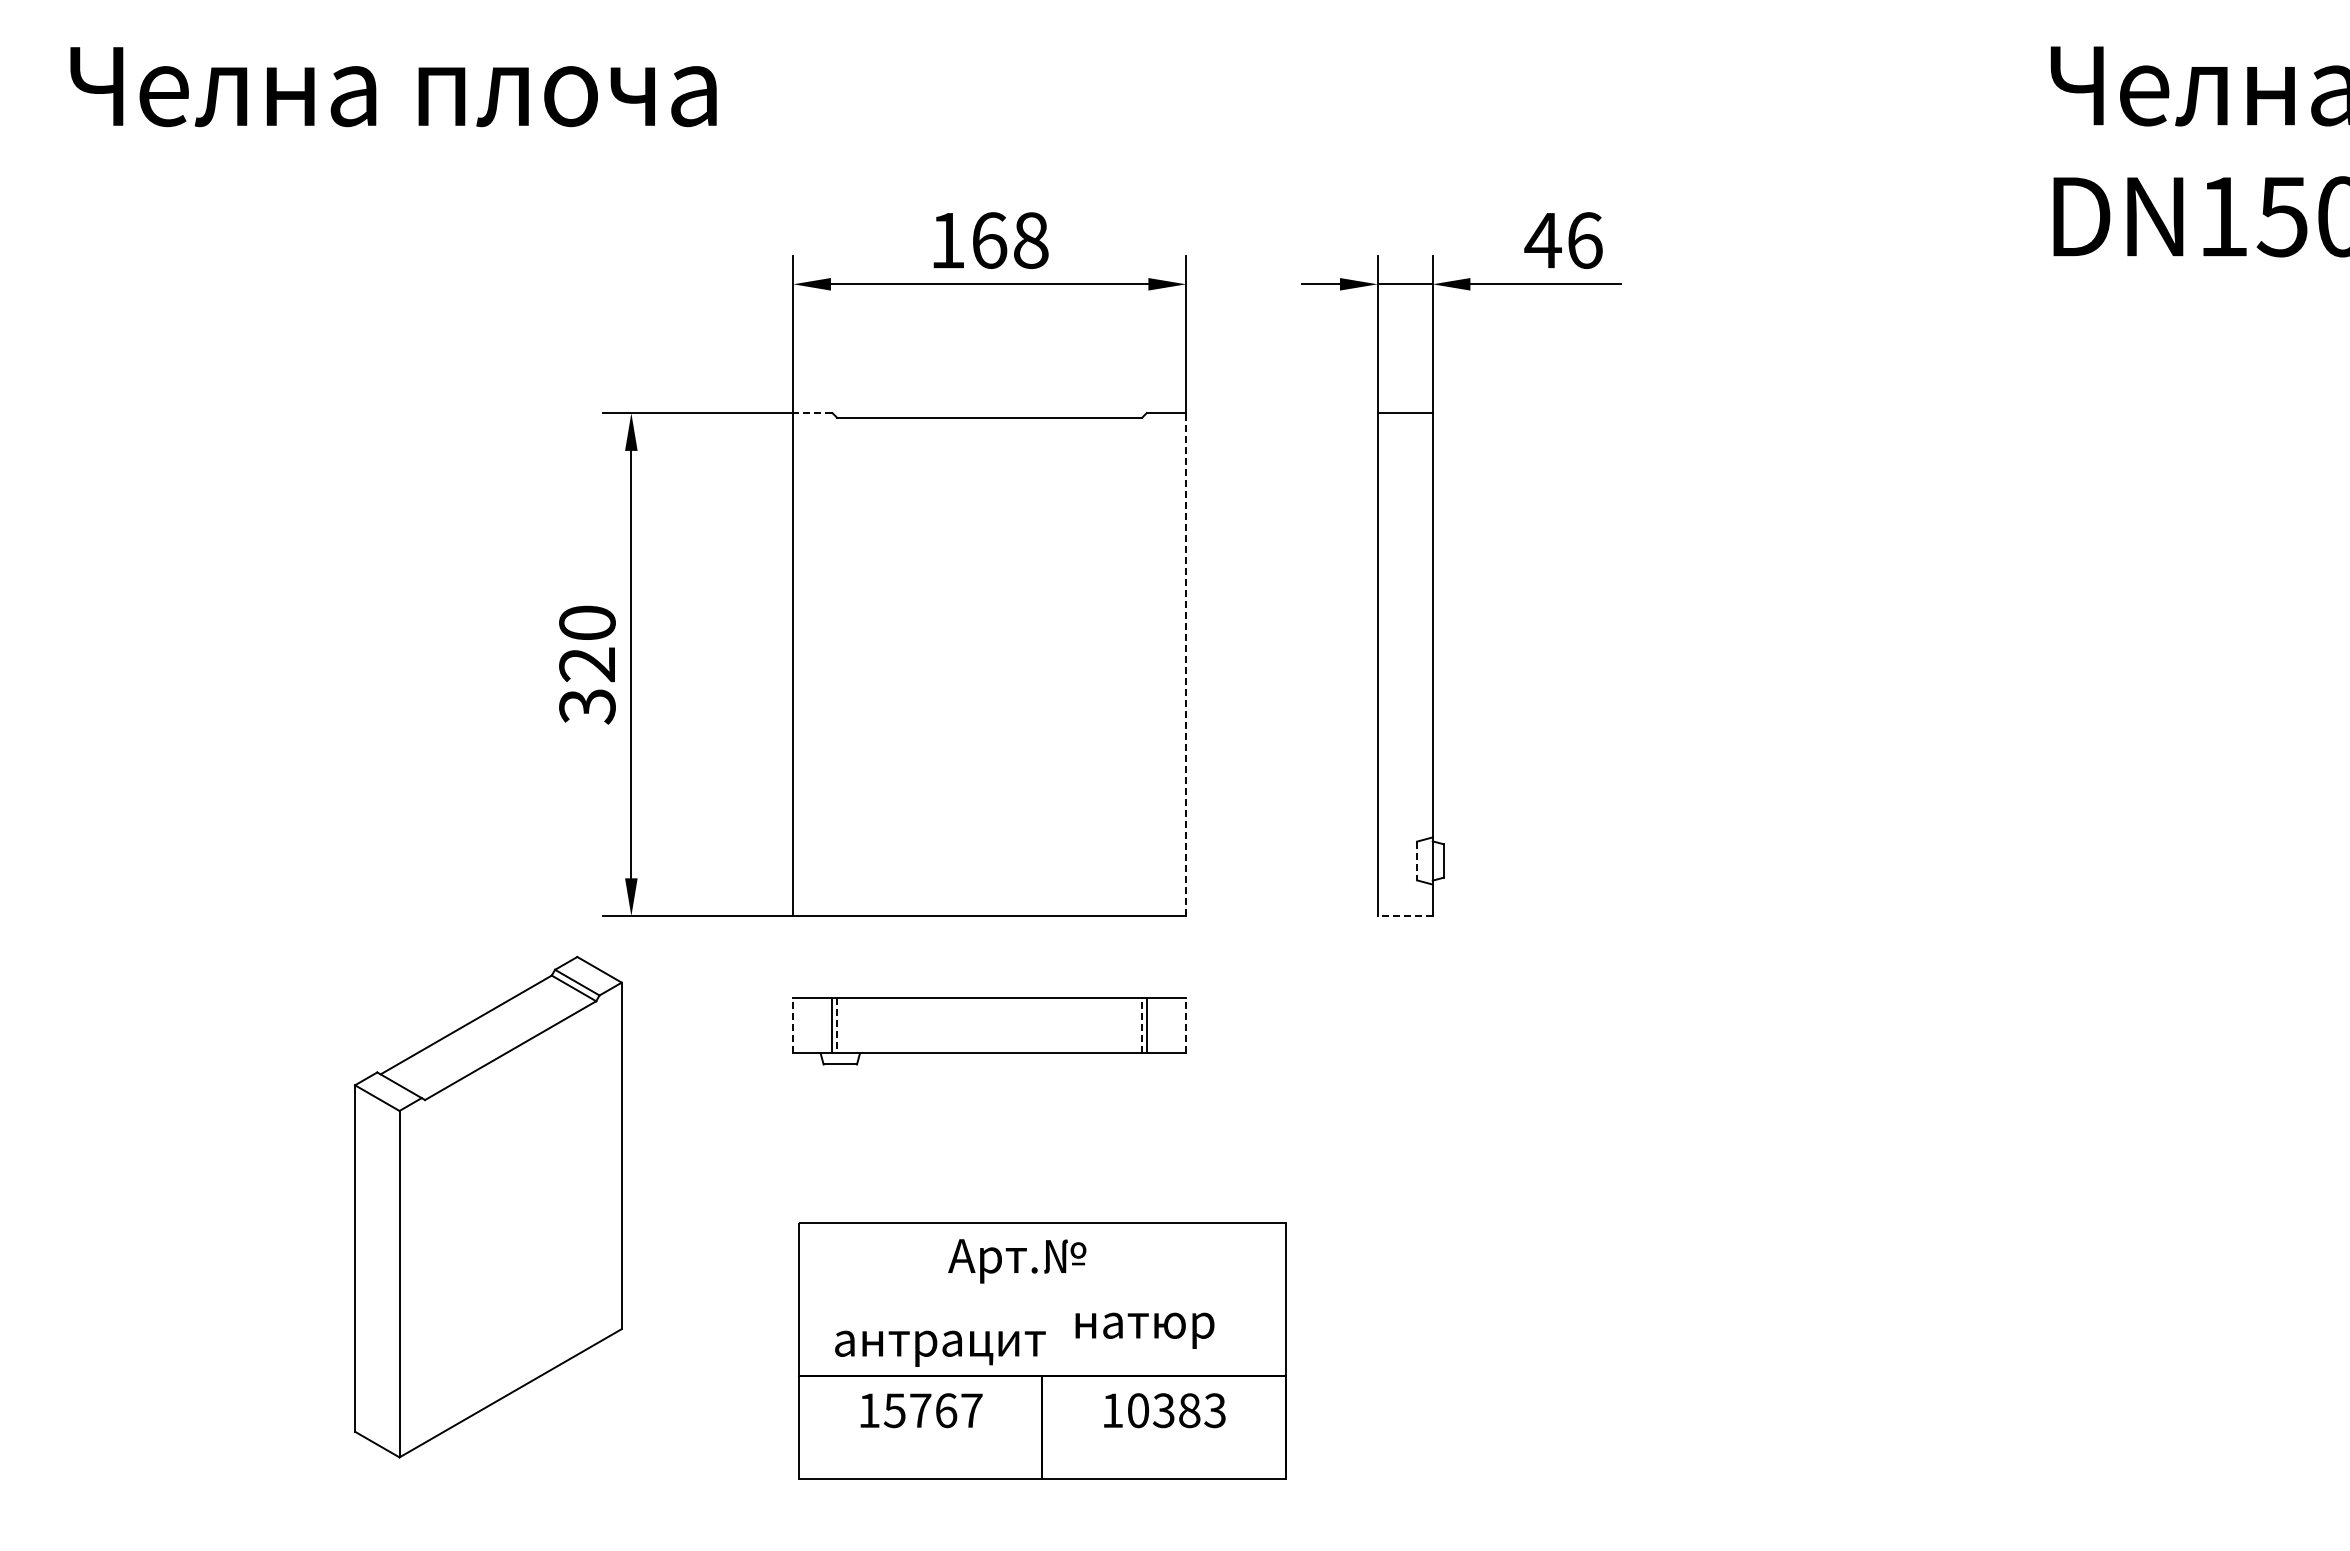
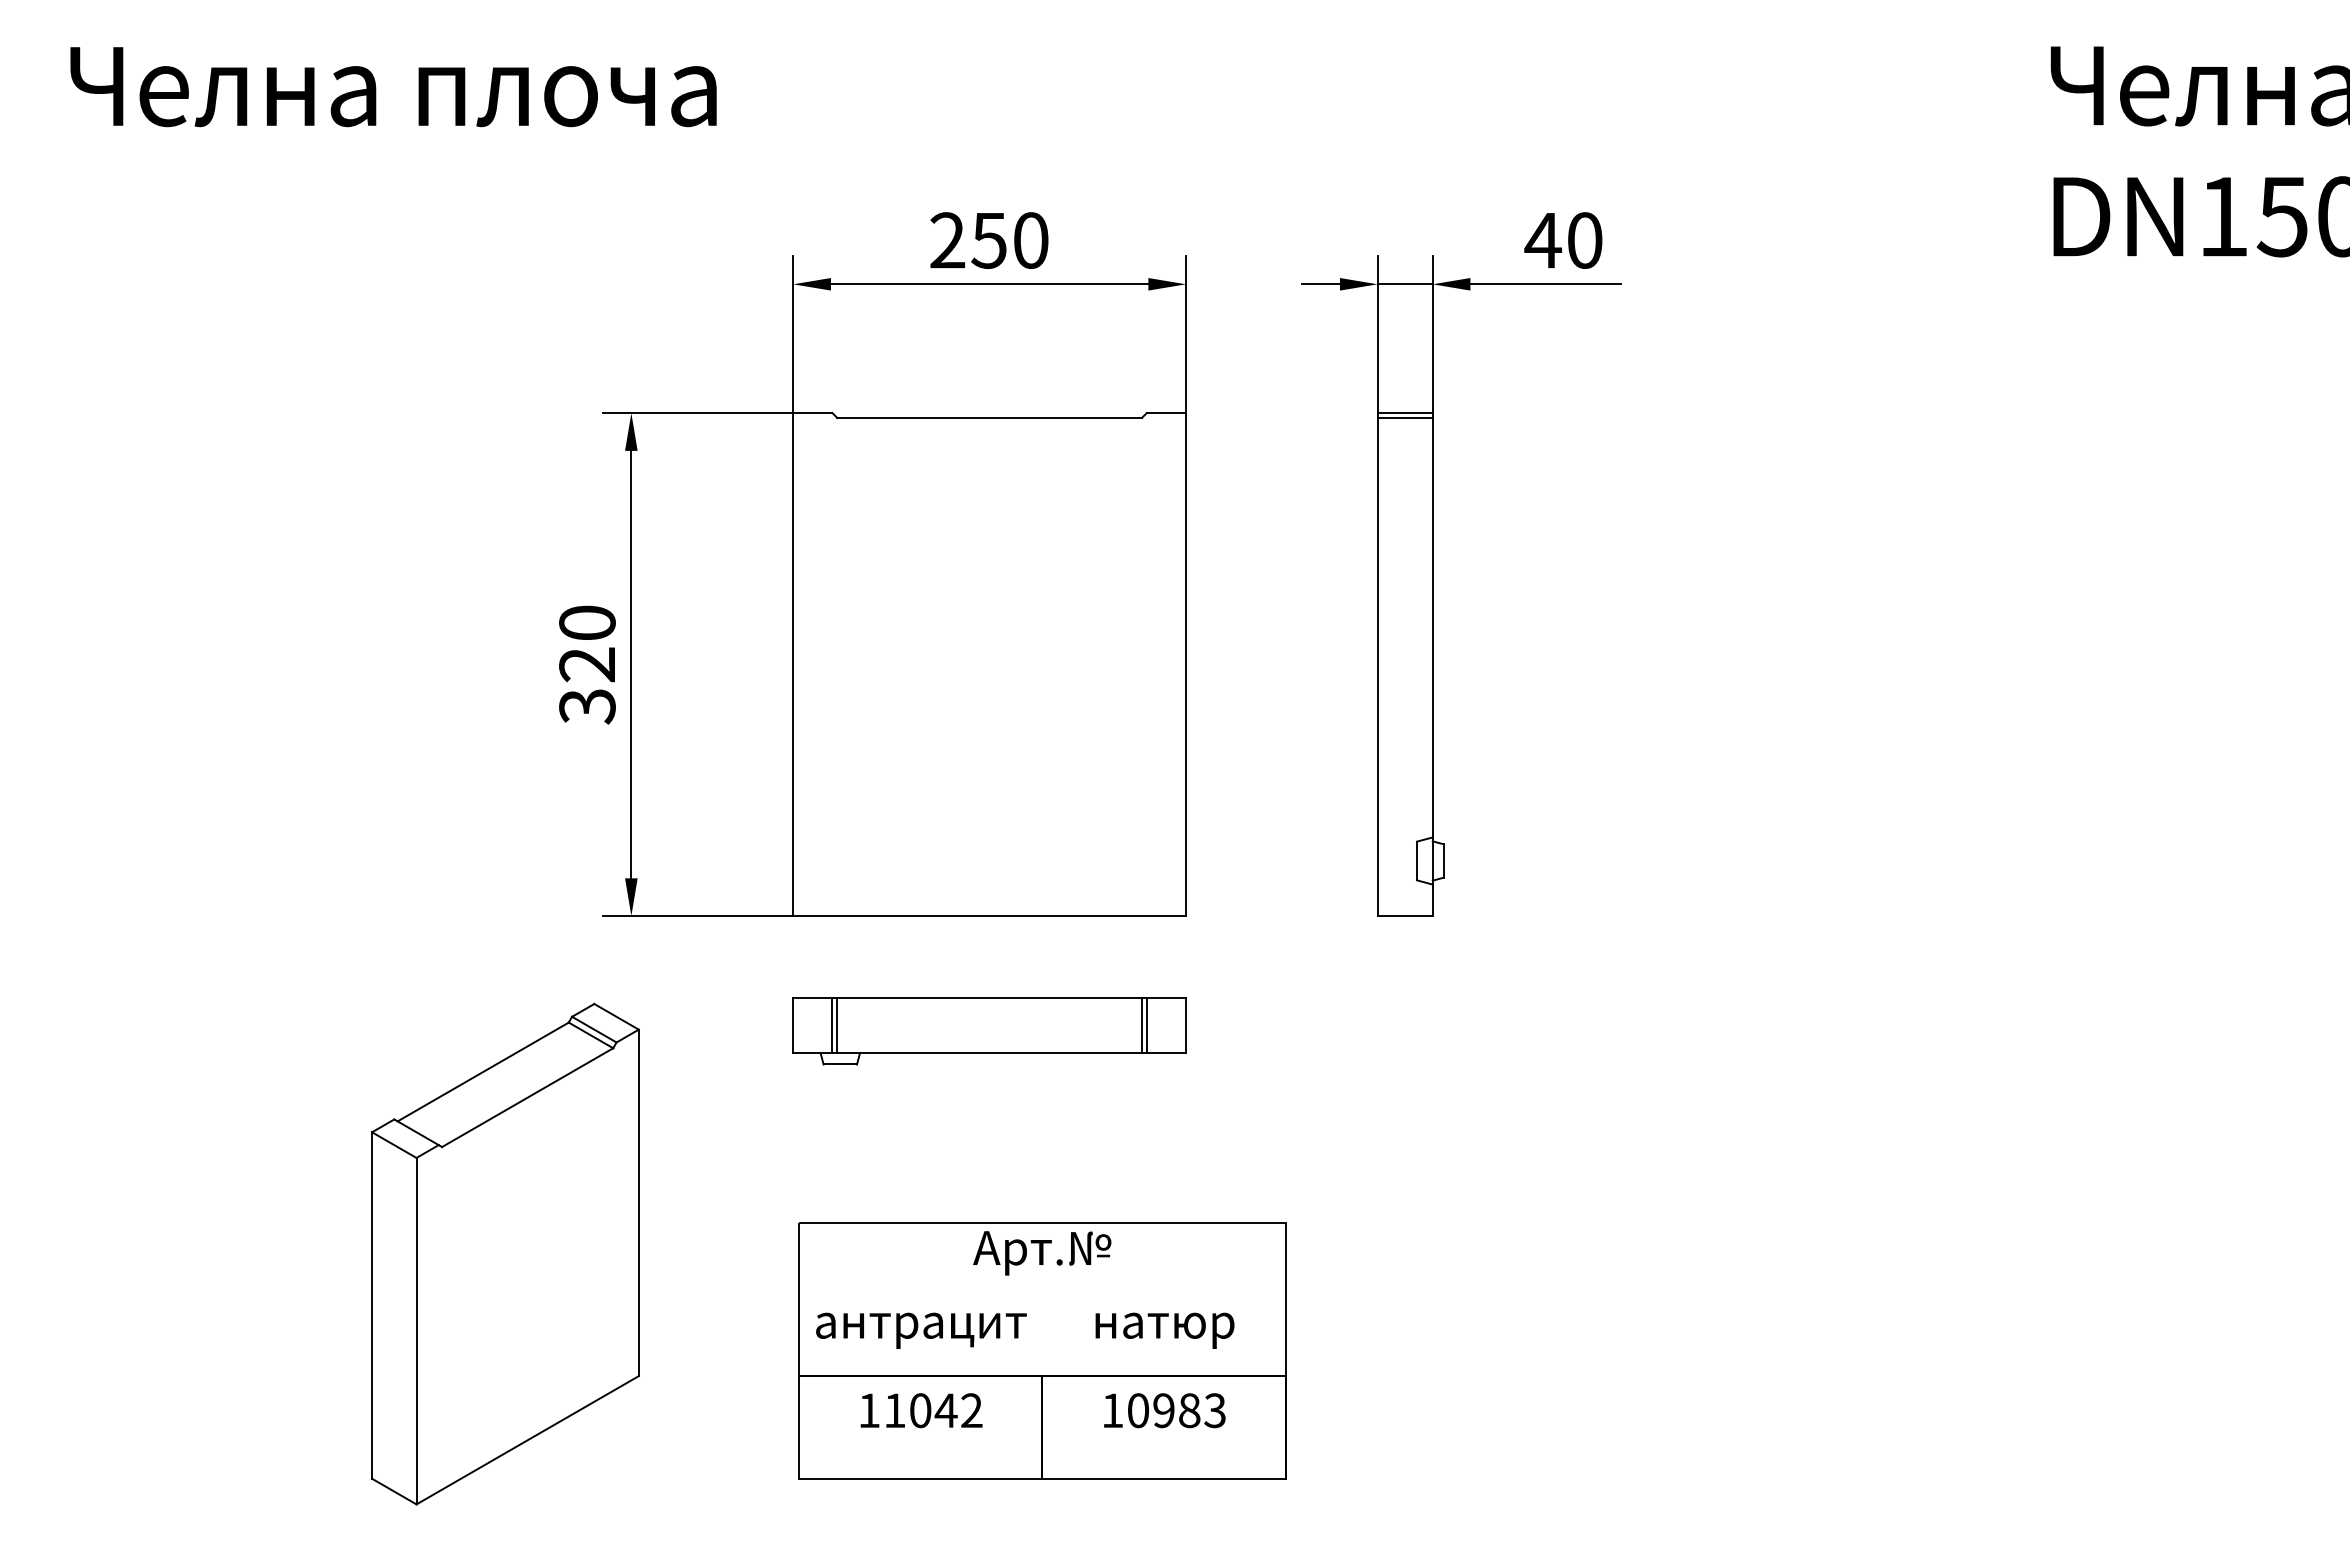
text: 168 -> 250 (989, 240)
text: 46 -> 40 (1585, 240)
line: dashed -> solid (812, 413)
line: none -> present (1404, 417)
line: dashed -> solid (1186, 664)
line: dashed -> solid (1417, 861)
line: dashed -> solid (1405, 916)
line: dashed -> solid (793, 1025)
line: dashed -> solid (837, 1025)
line: dashed -> solid (1142, 1025)
line: dashed -> solid (1186, 1025)
part position: (488, 1206) -> (505, 1253) (505, 1253)
text position: (1017, 1261) -> (1042, 1253) (1042, 1253)
text position: (1144, 1330) -> (1164, 1330) (1164, 1330)
text position: (940, 1348) -> (921, 1330) (921, 1330)
text: 15767 -> 11042 (932, 1410)
text: 10383 -> 10983 (1163, 1410)
